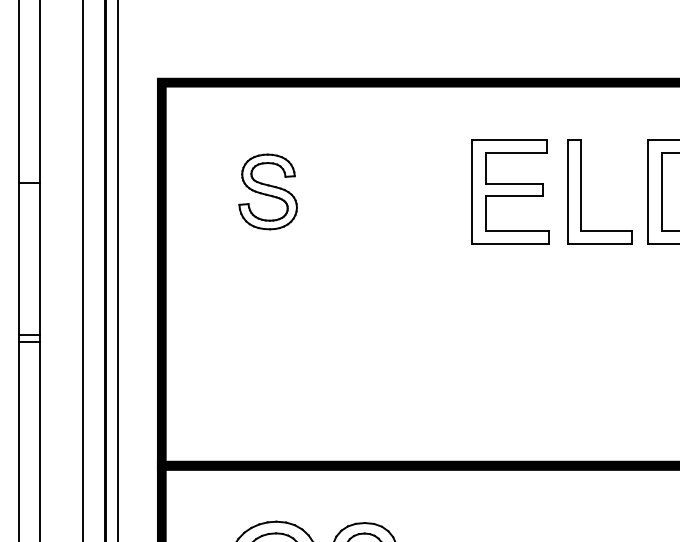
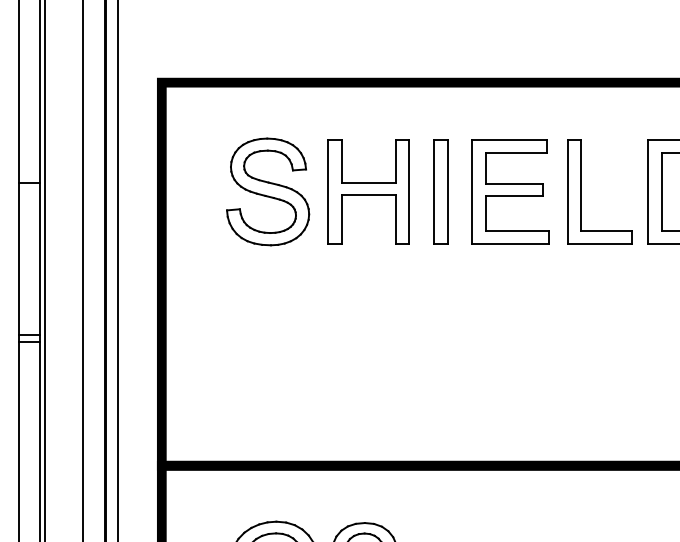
part size: 60x78 px -> 85x110 px (268, 191)
part: none -> present (368, 191)
part: none -> present (440, 191)
line: none -> present (44, 270)
